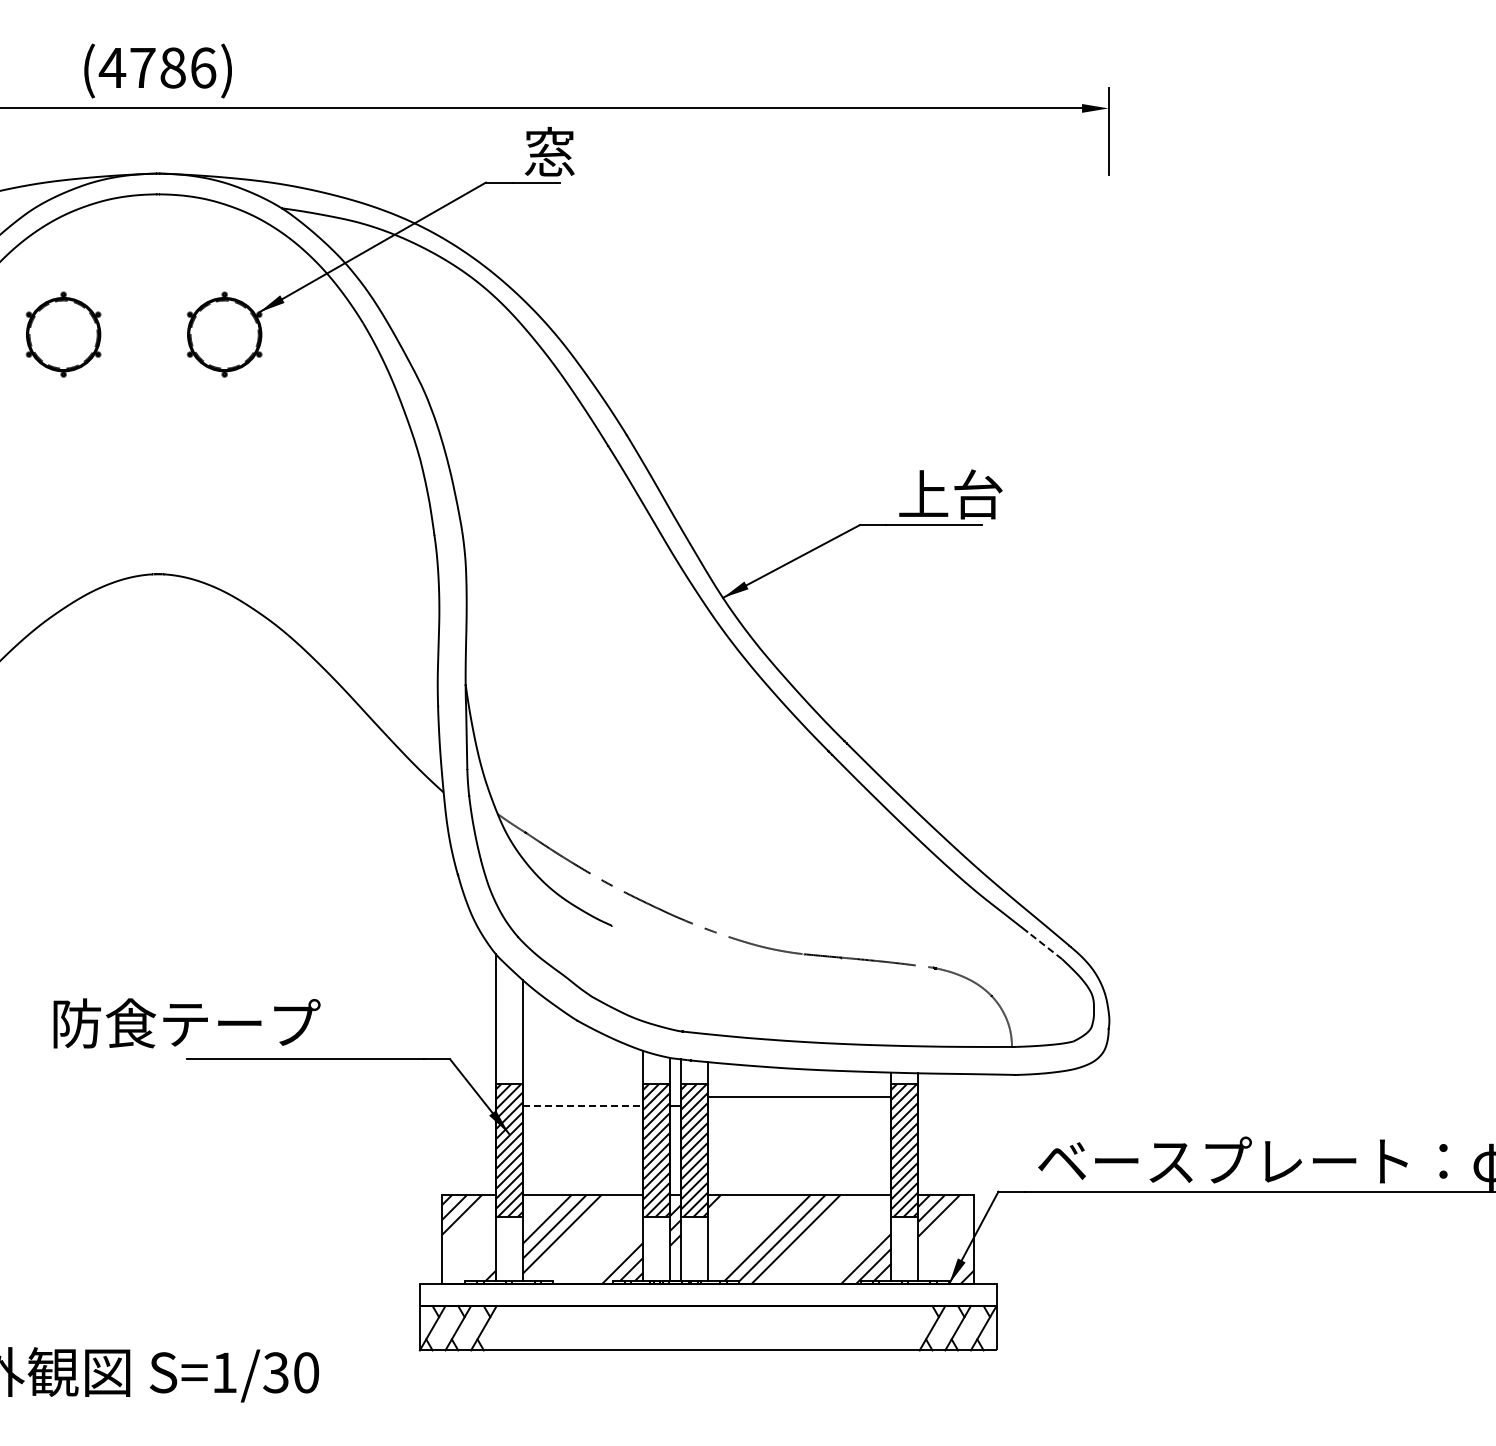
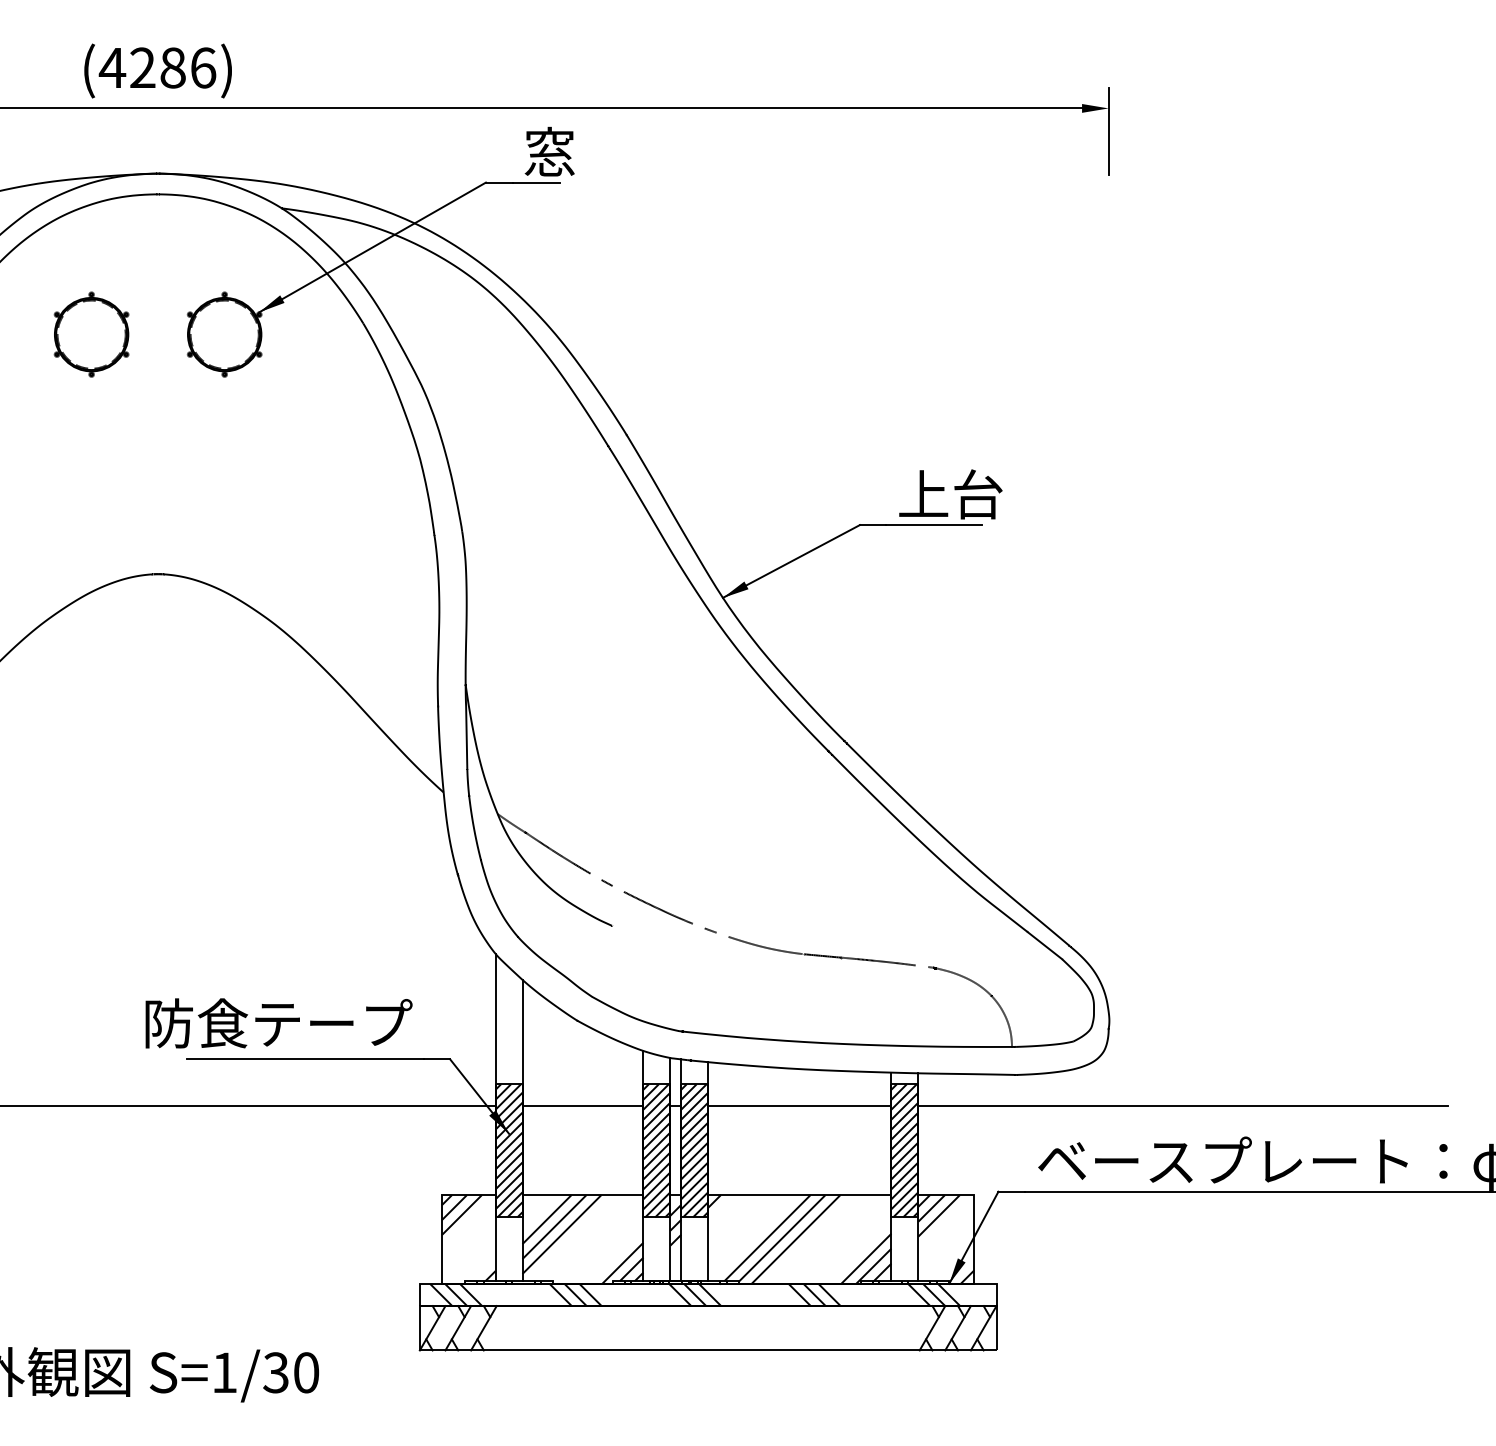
text: (4786) -> (4286) (142, 67)
part position: (63, 334) -> (91, 334) (91, 334)
line: dashed -> solid (1045, 945)
text position: (186, 1023) -> (278, 1023) (278, 1023)
line position: (799, 1097) -> (799, 1106) (799, 1106)
line: none -> present (248, 1106)
line: dashed -> solid (583, 1106)
line: none -> present (1183, 1106)
hatch: none -> present (695, 1294)
